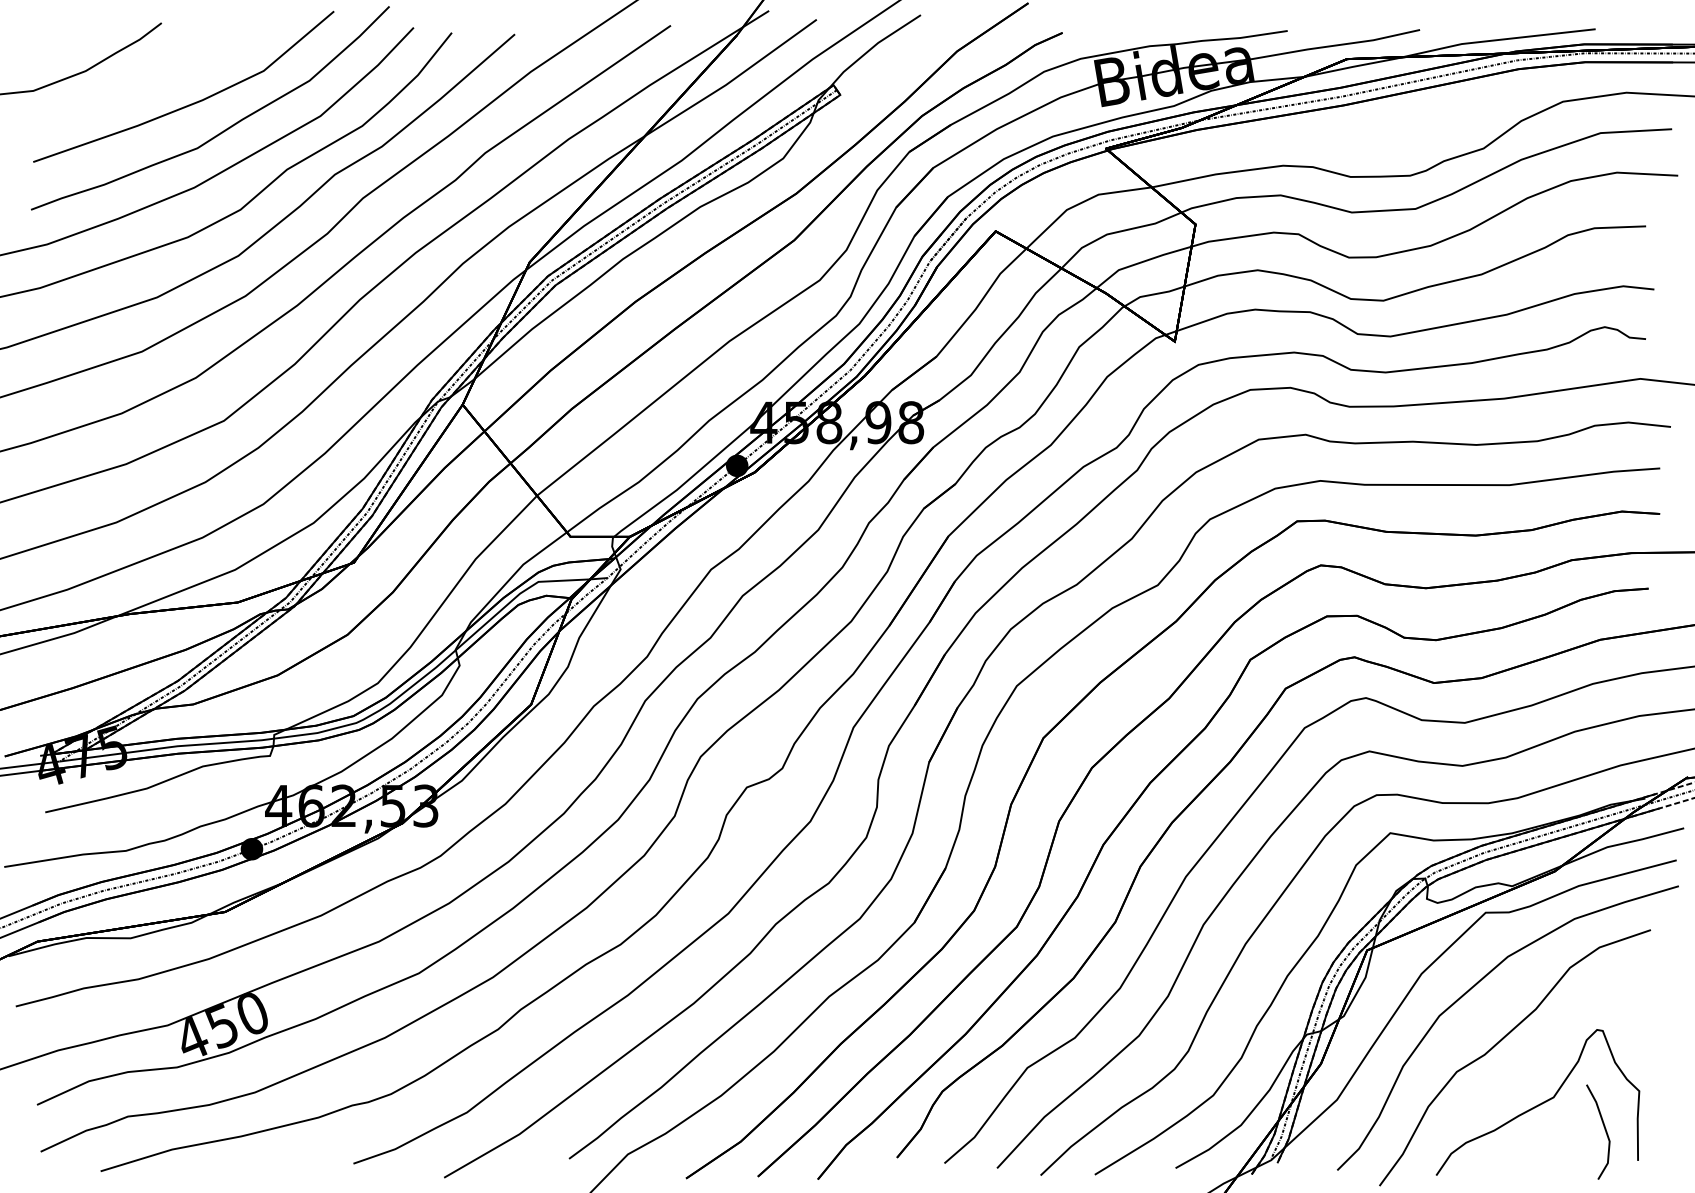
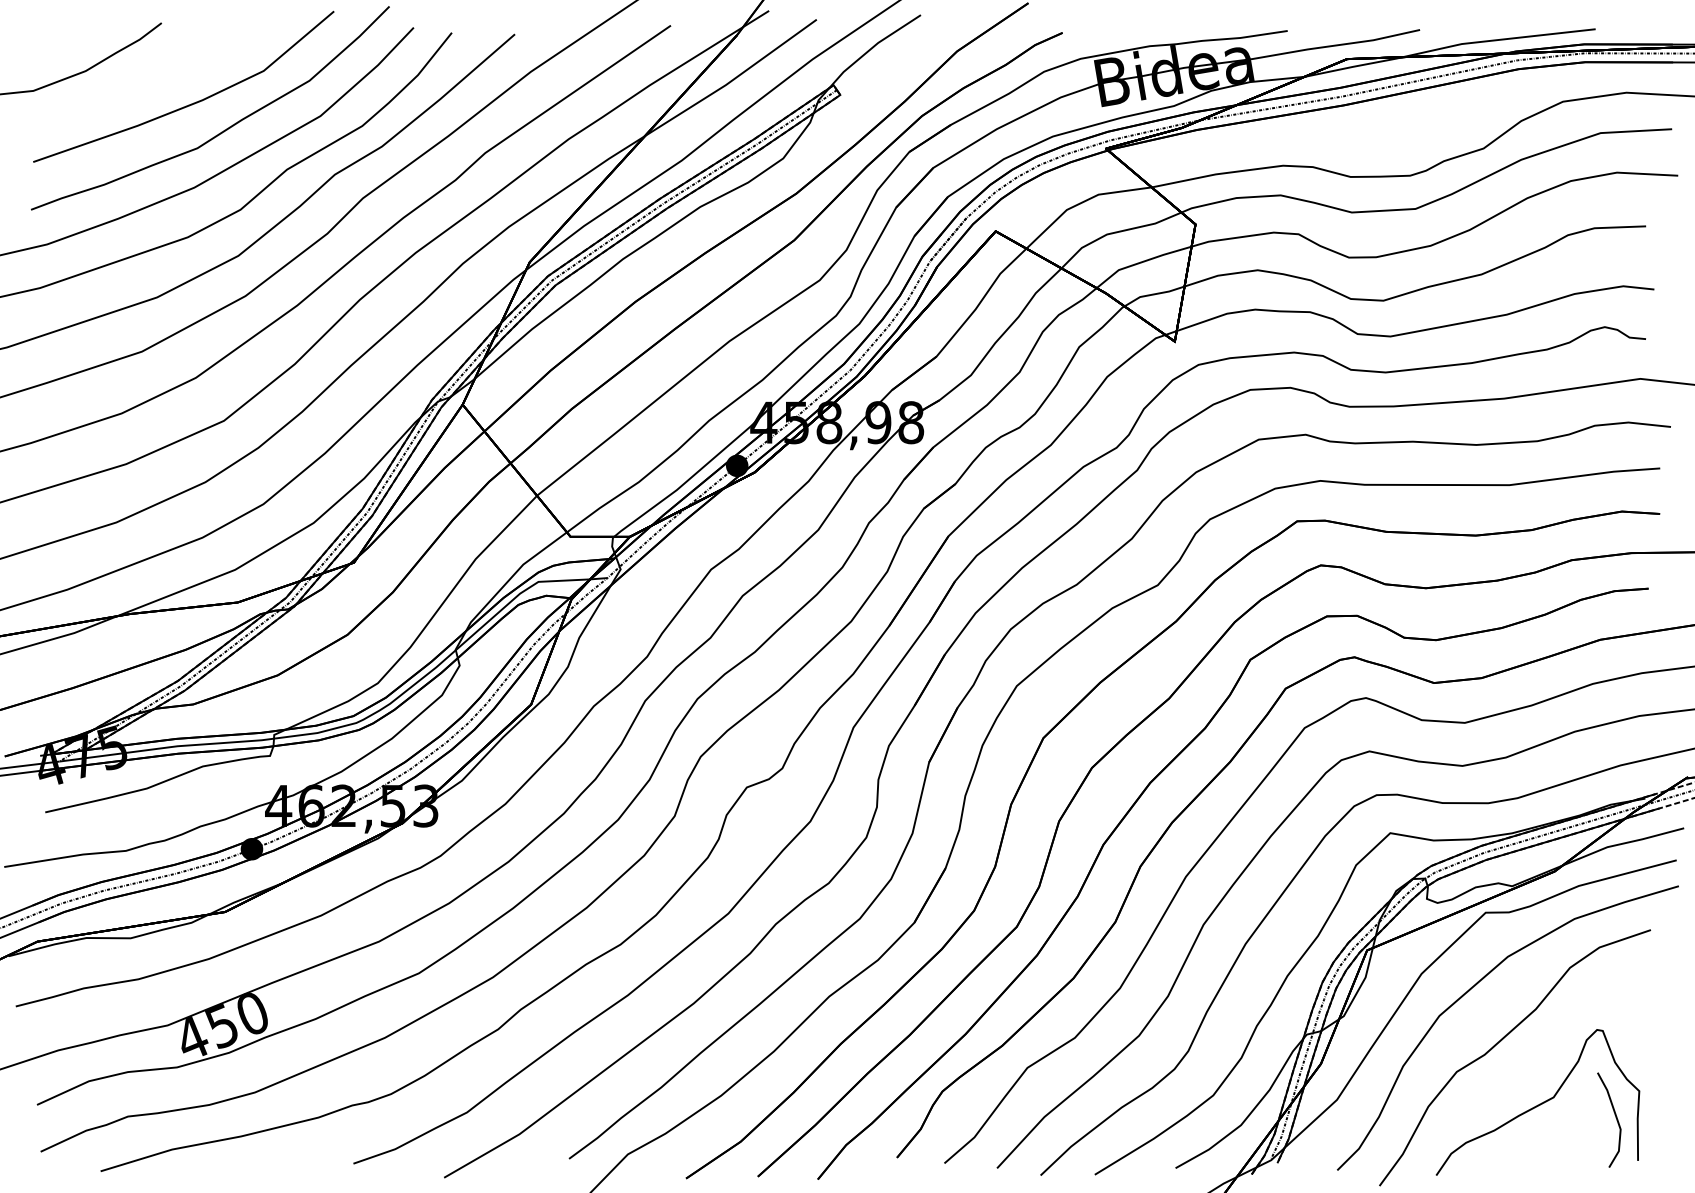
curve position: (1604, 1129) -> (1615, 1117) (1615, 1117)
